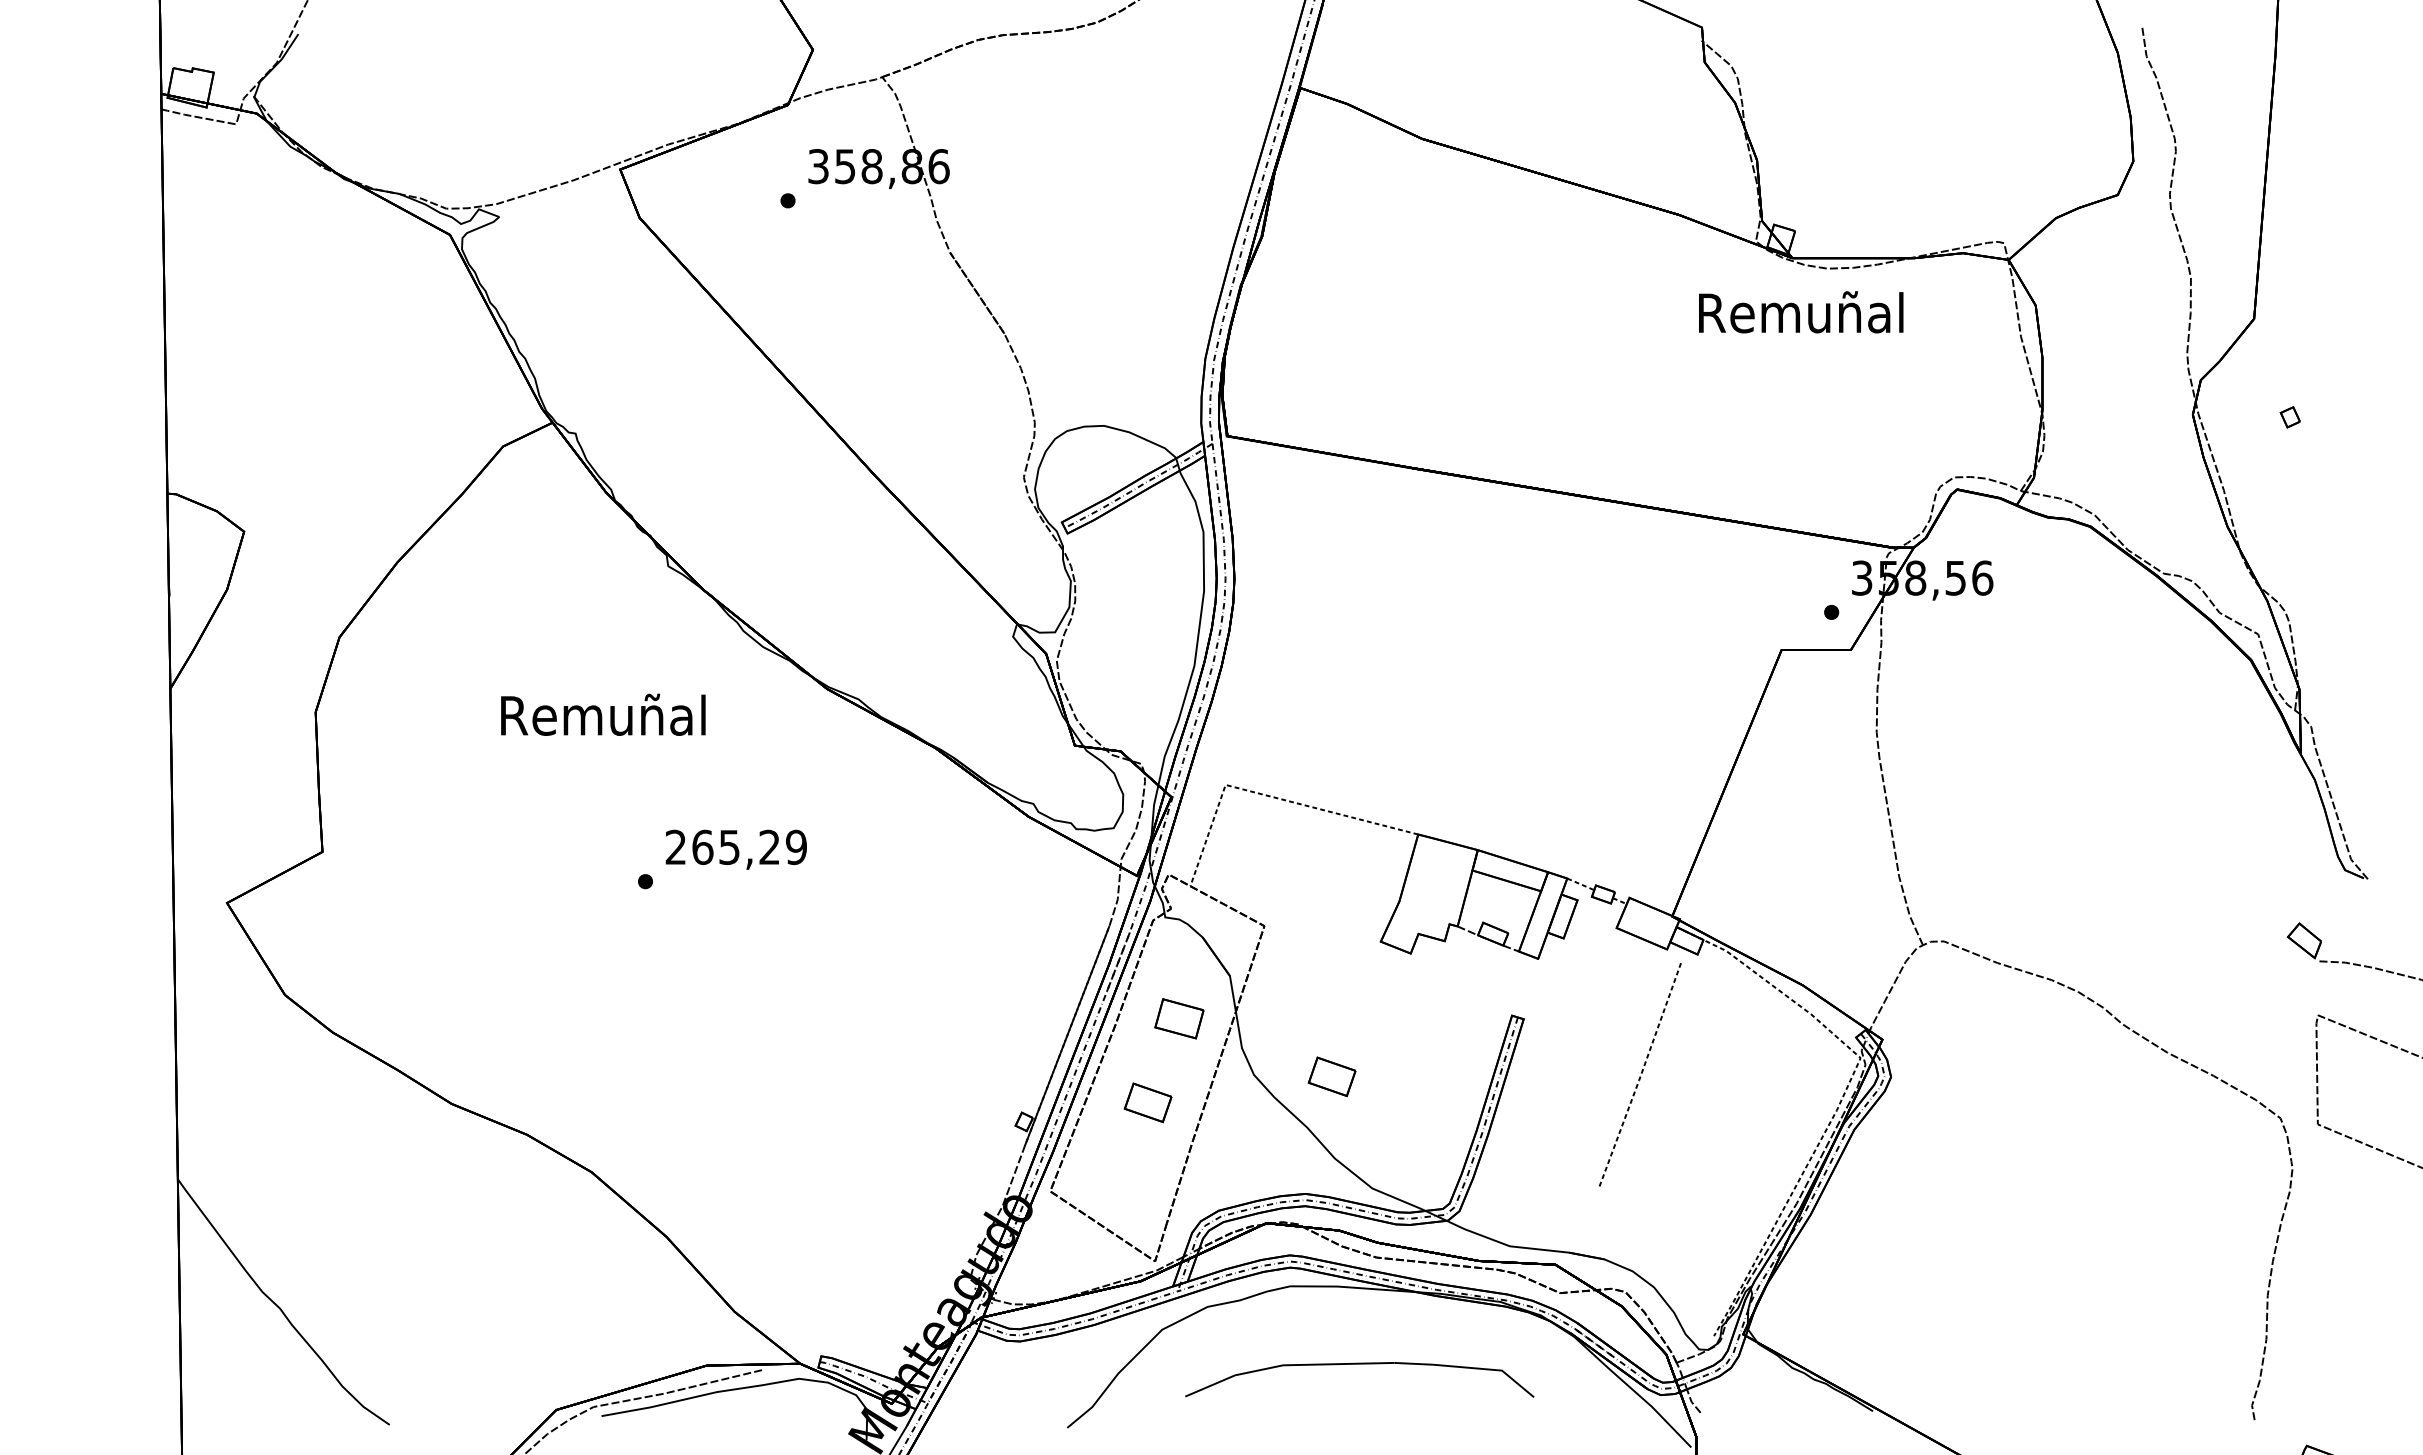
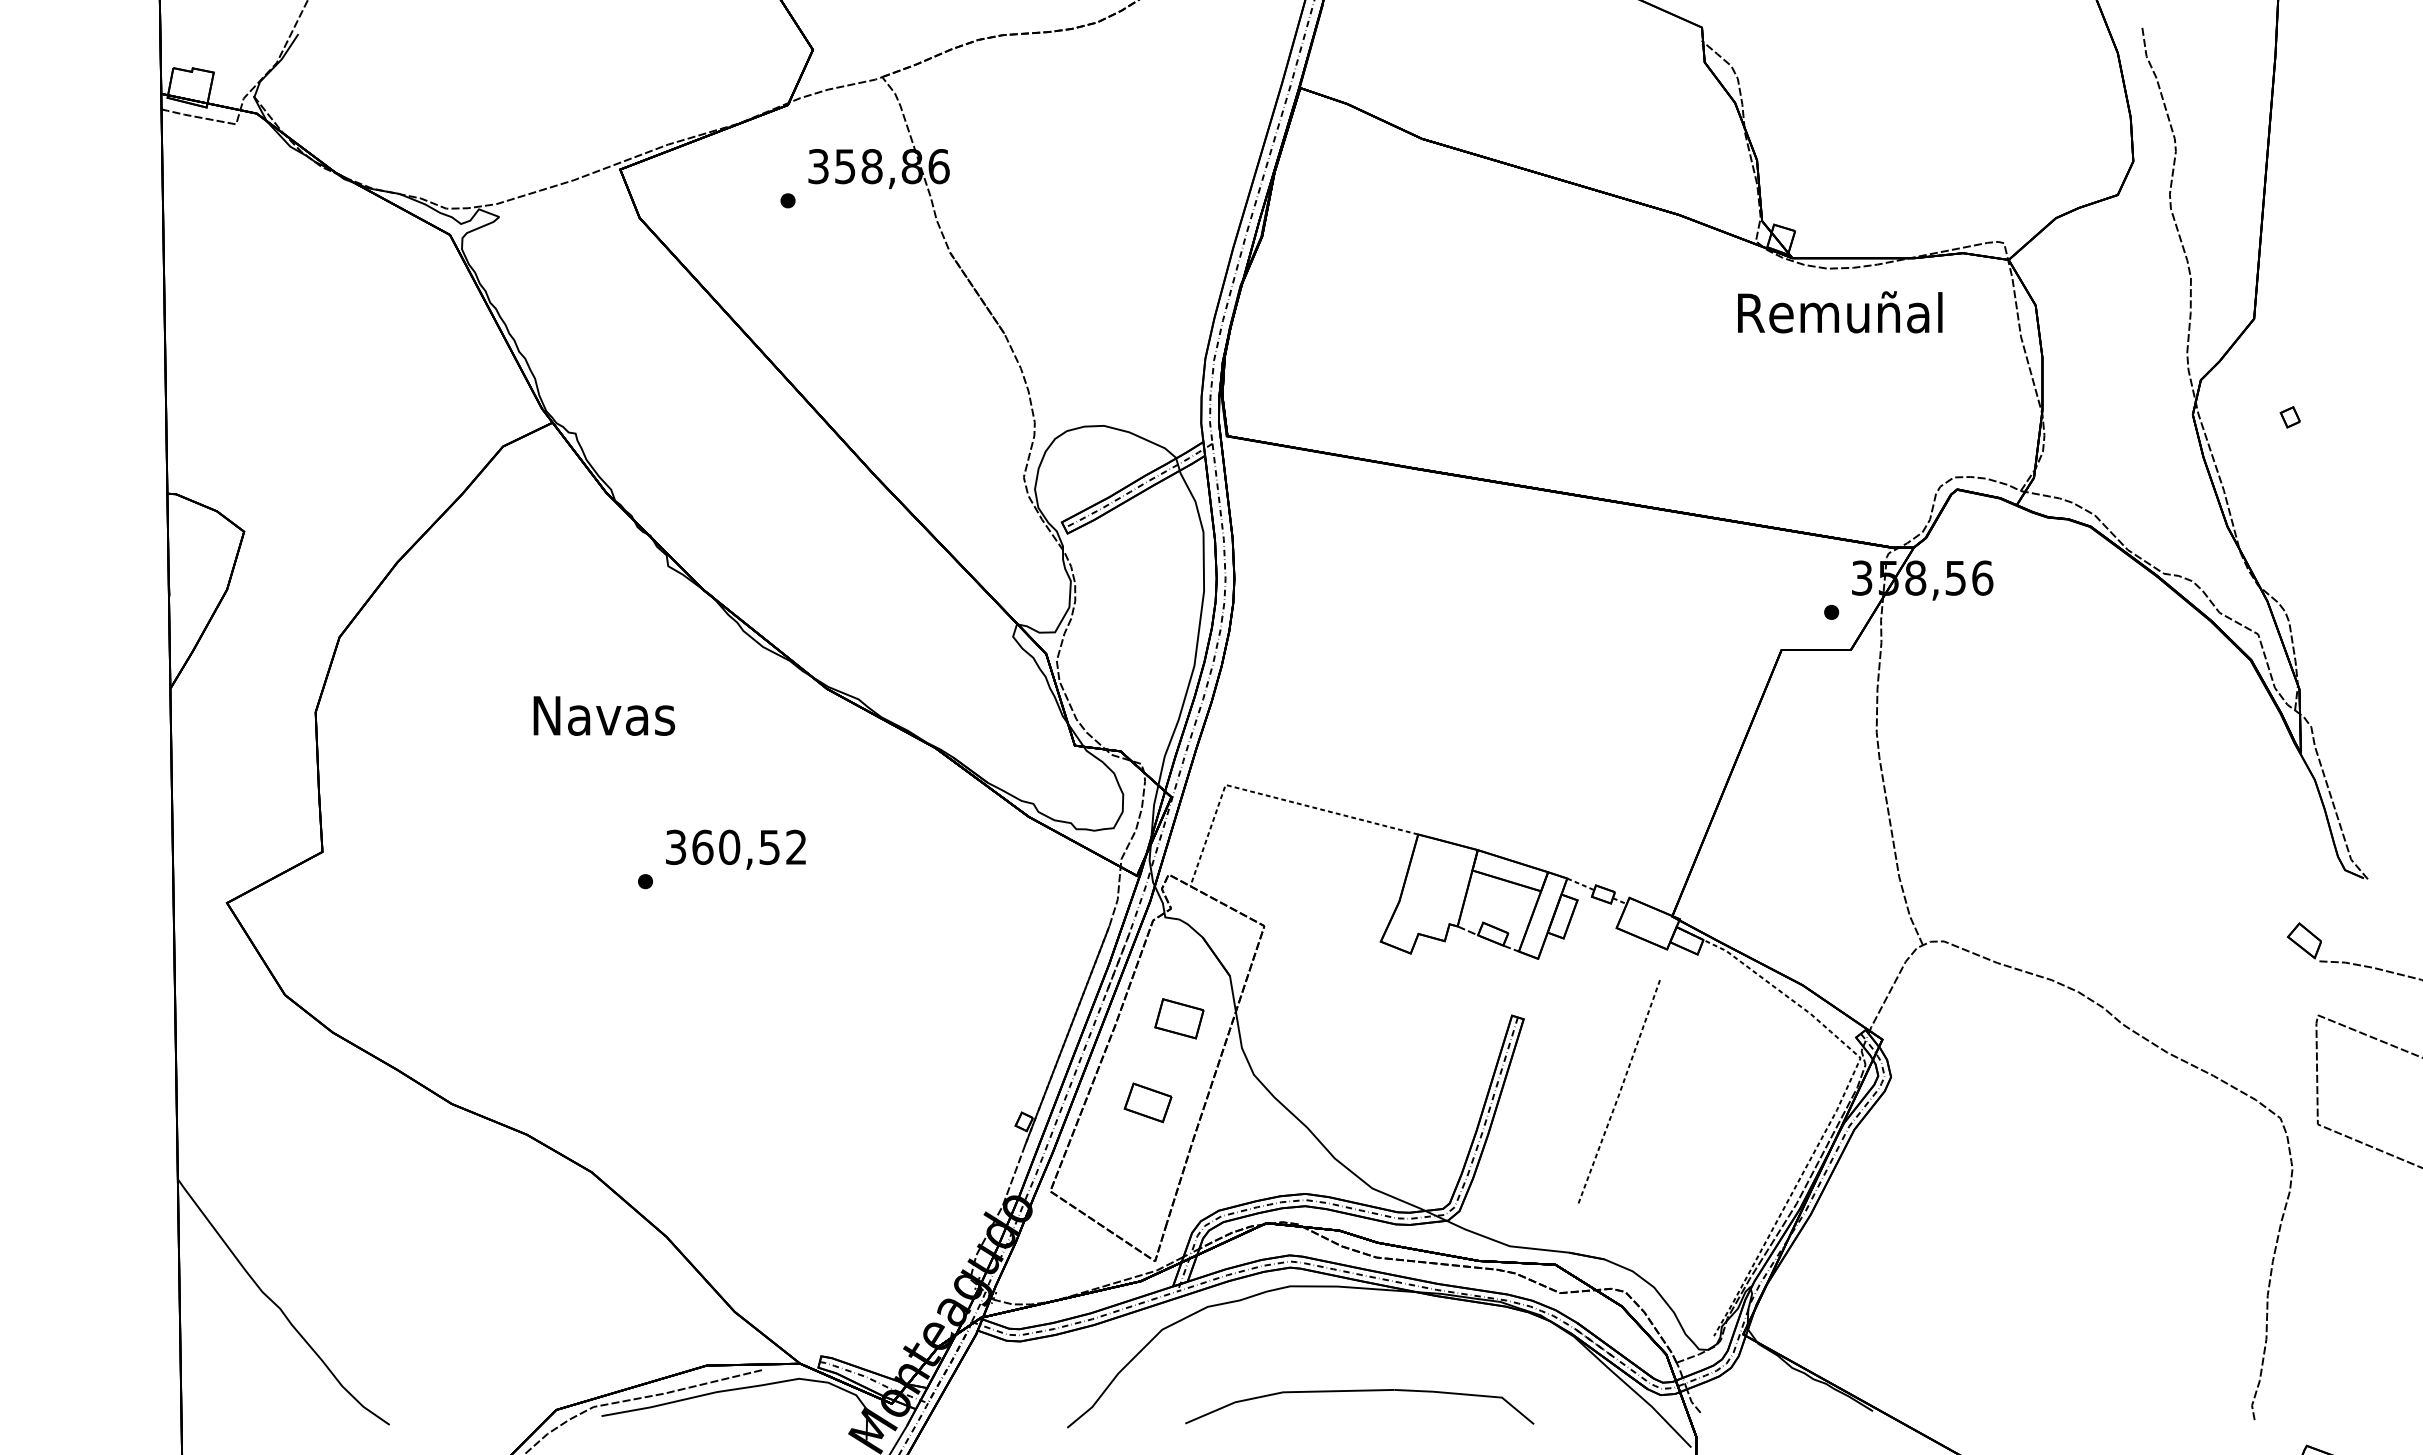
text position: (1801, 312) -> (1840, 312) (1840, 312)
text: Remuñal -> Navas (603, 714)
text: 265,29 -> 360,52 (735, 847)
part: present -> none (1331, 1076)
line position: (1639, 1076) -> (1618, 1093) (1618, 1093)
part position: (1359, 1364) -> (1359, 1391) (1359, 1391)
